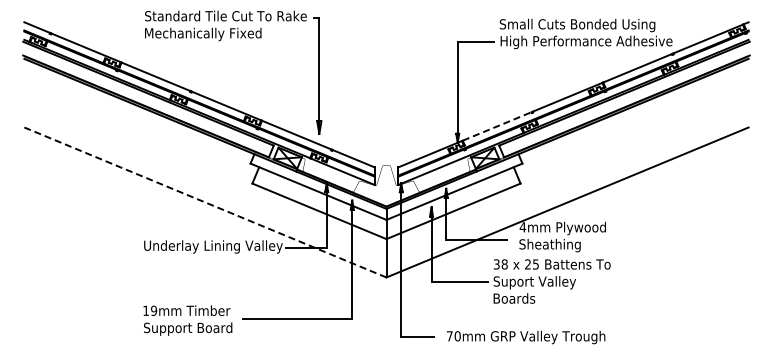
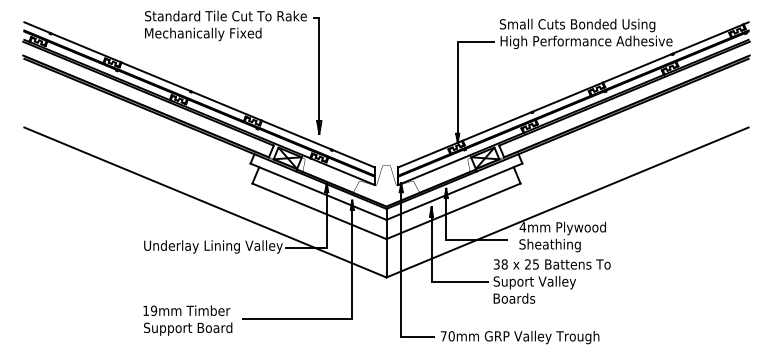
line: dashed -> solid (497, 126)
line: dashed -> solid (204, 202)
text position: (526, 337) -> (520, 337) (520, 337)
